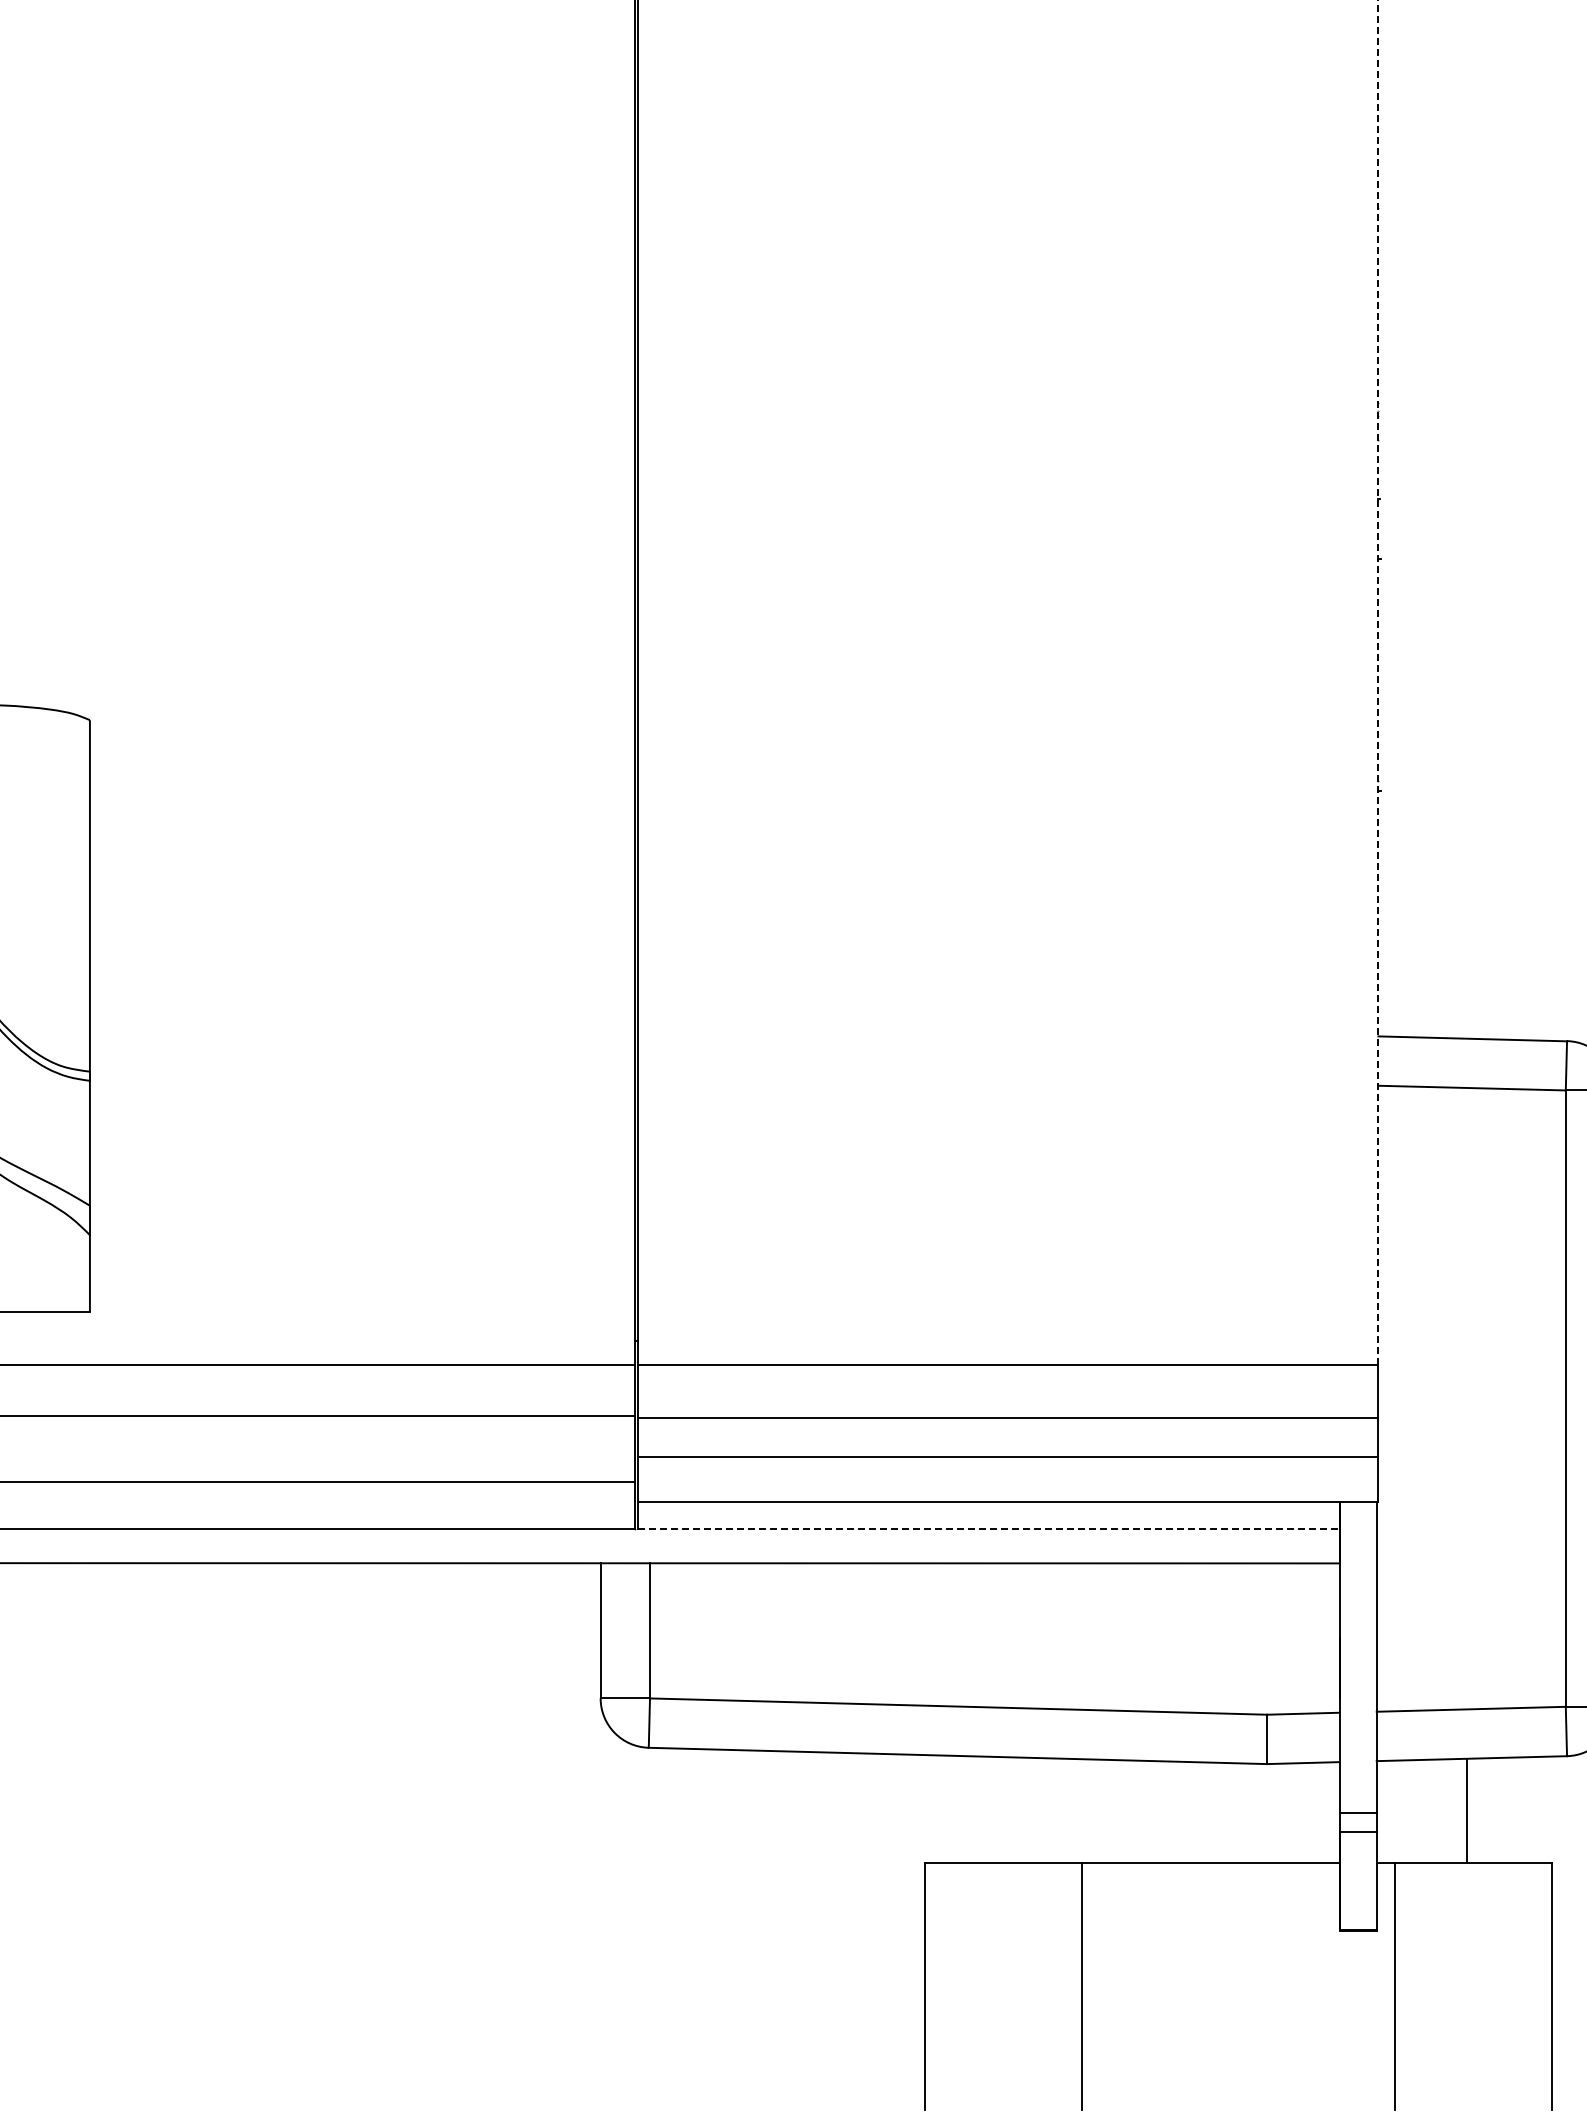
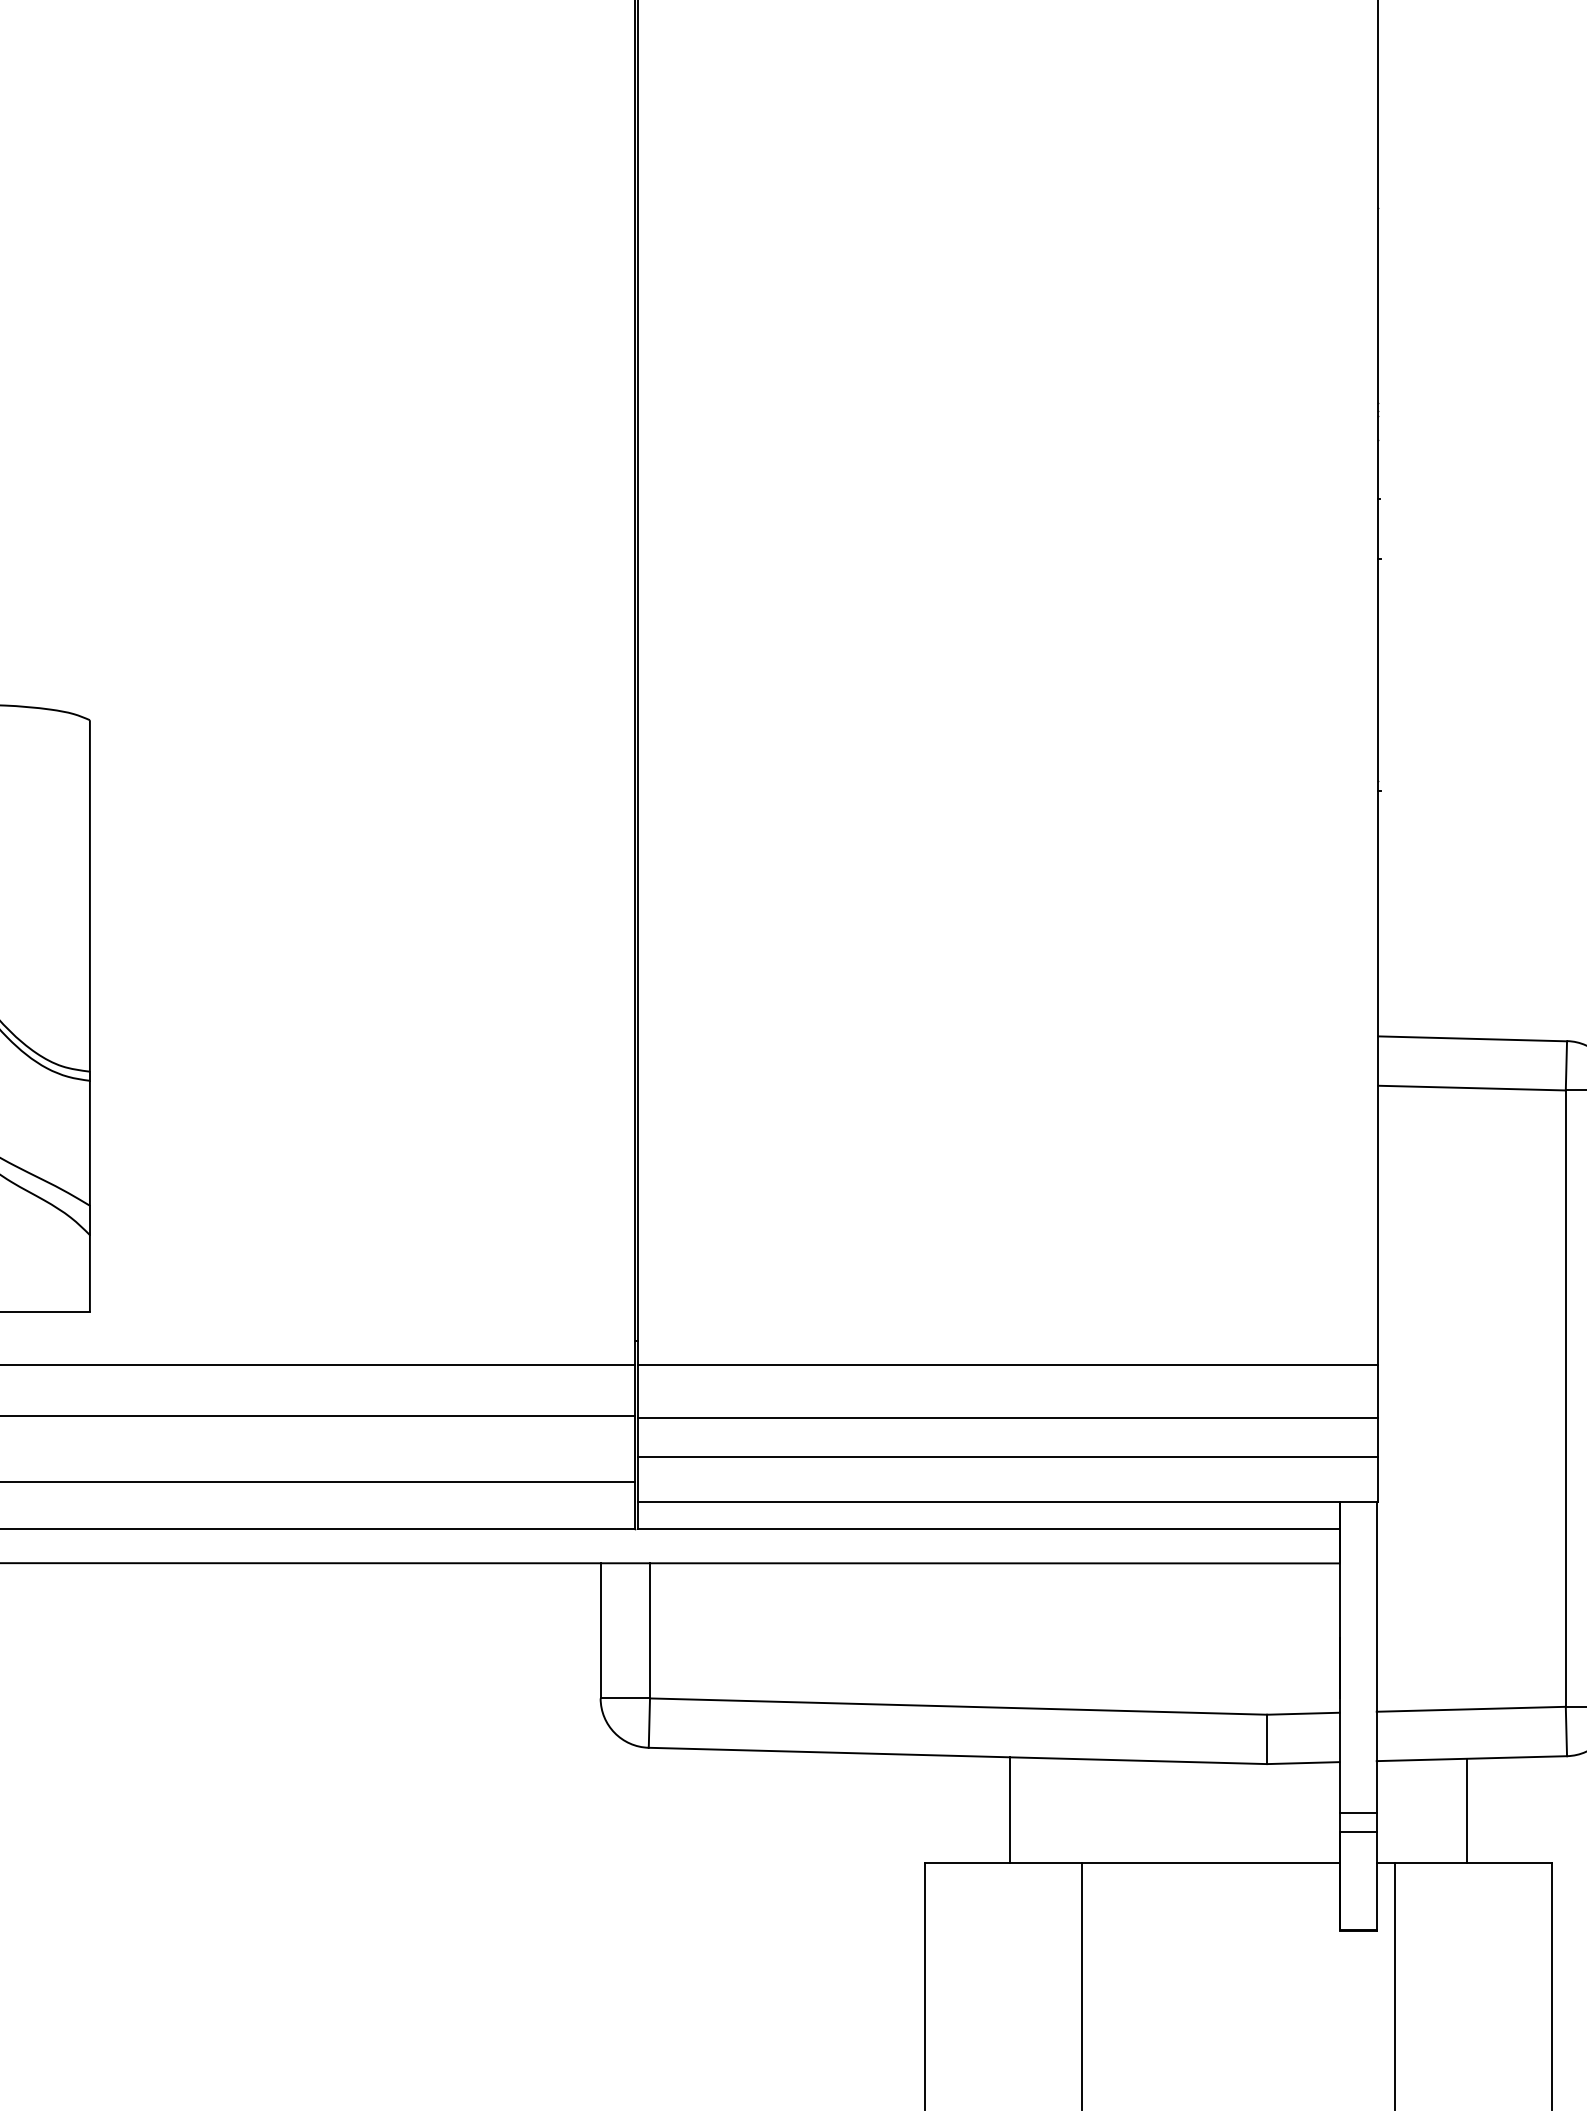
line: dashed -> solid (1378, 682)
line: dashed -> solid (988, 1529)
line: none -> present (1010, 1809)
